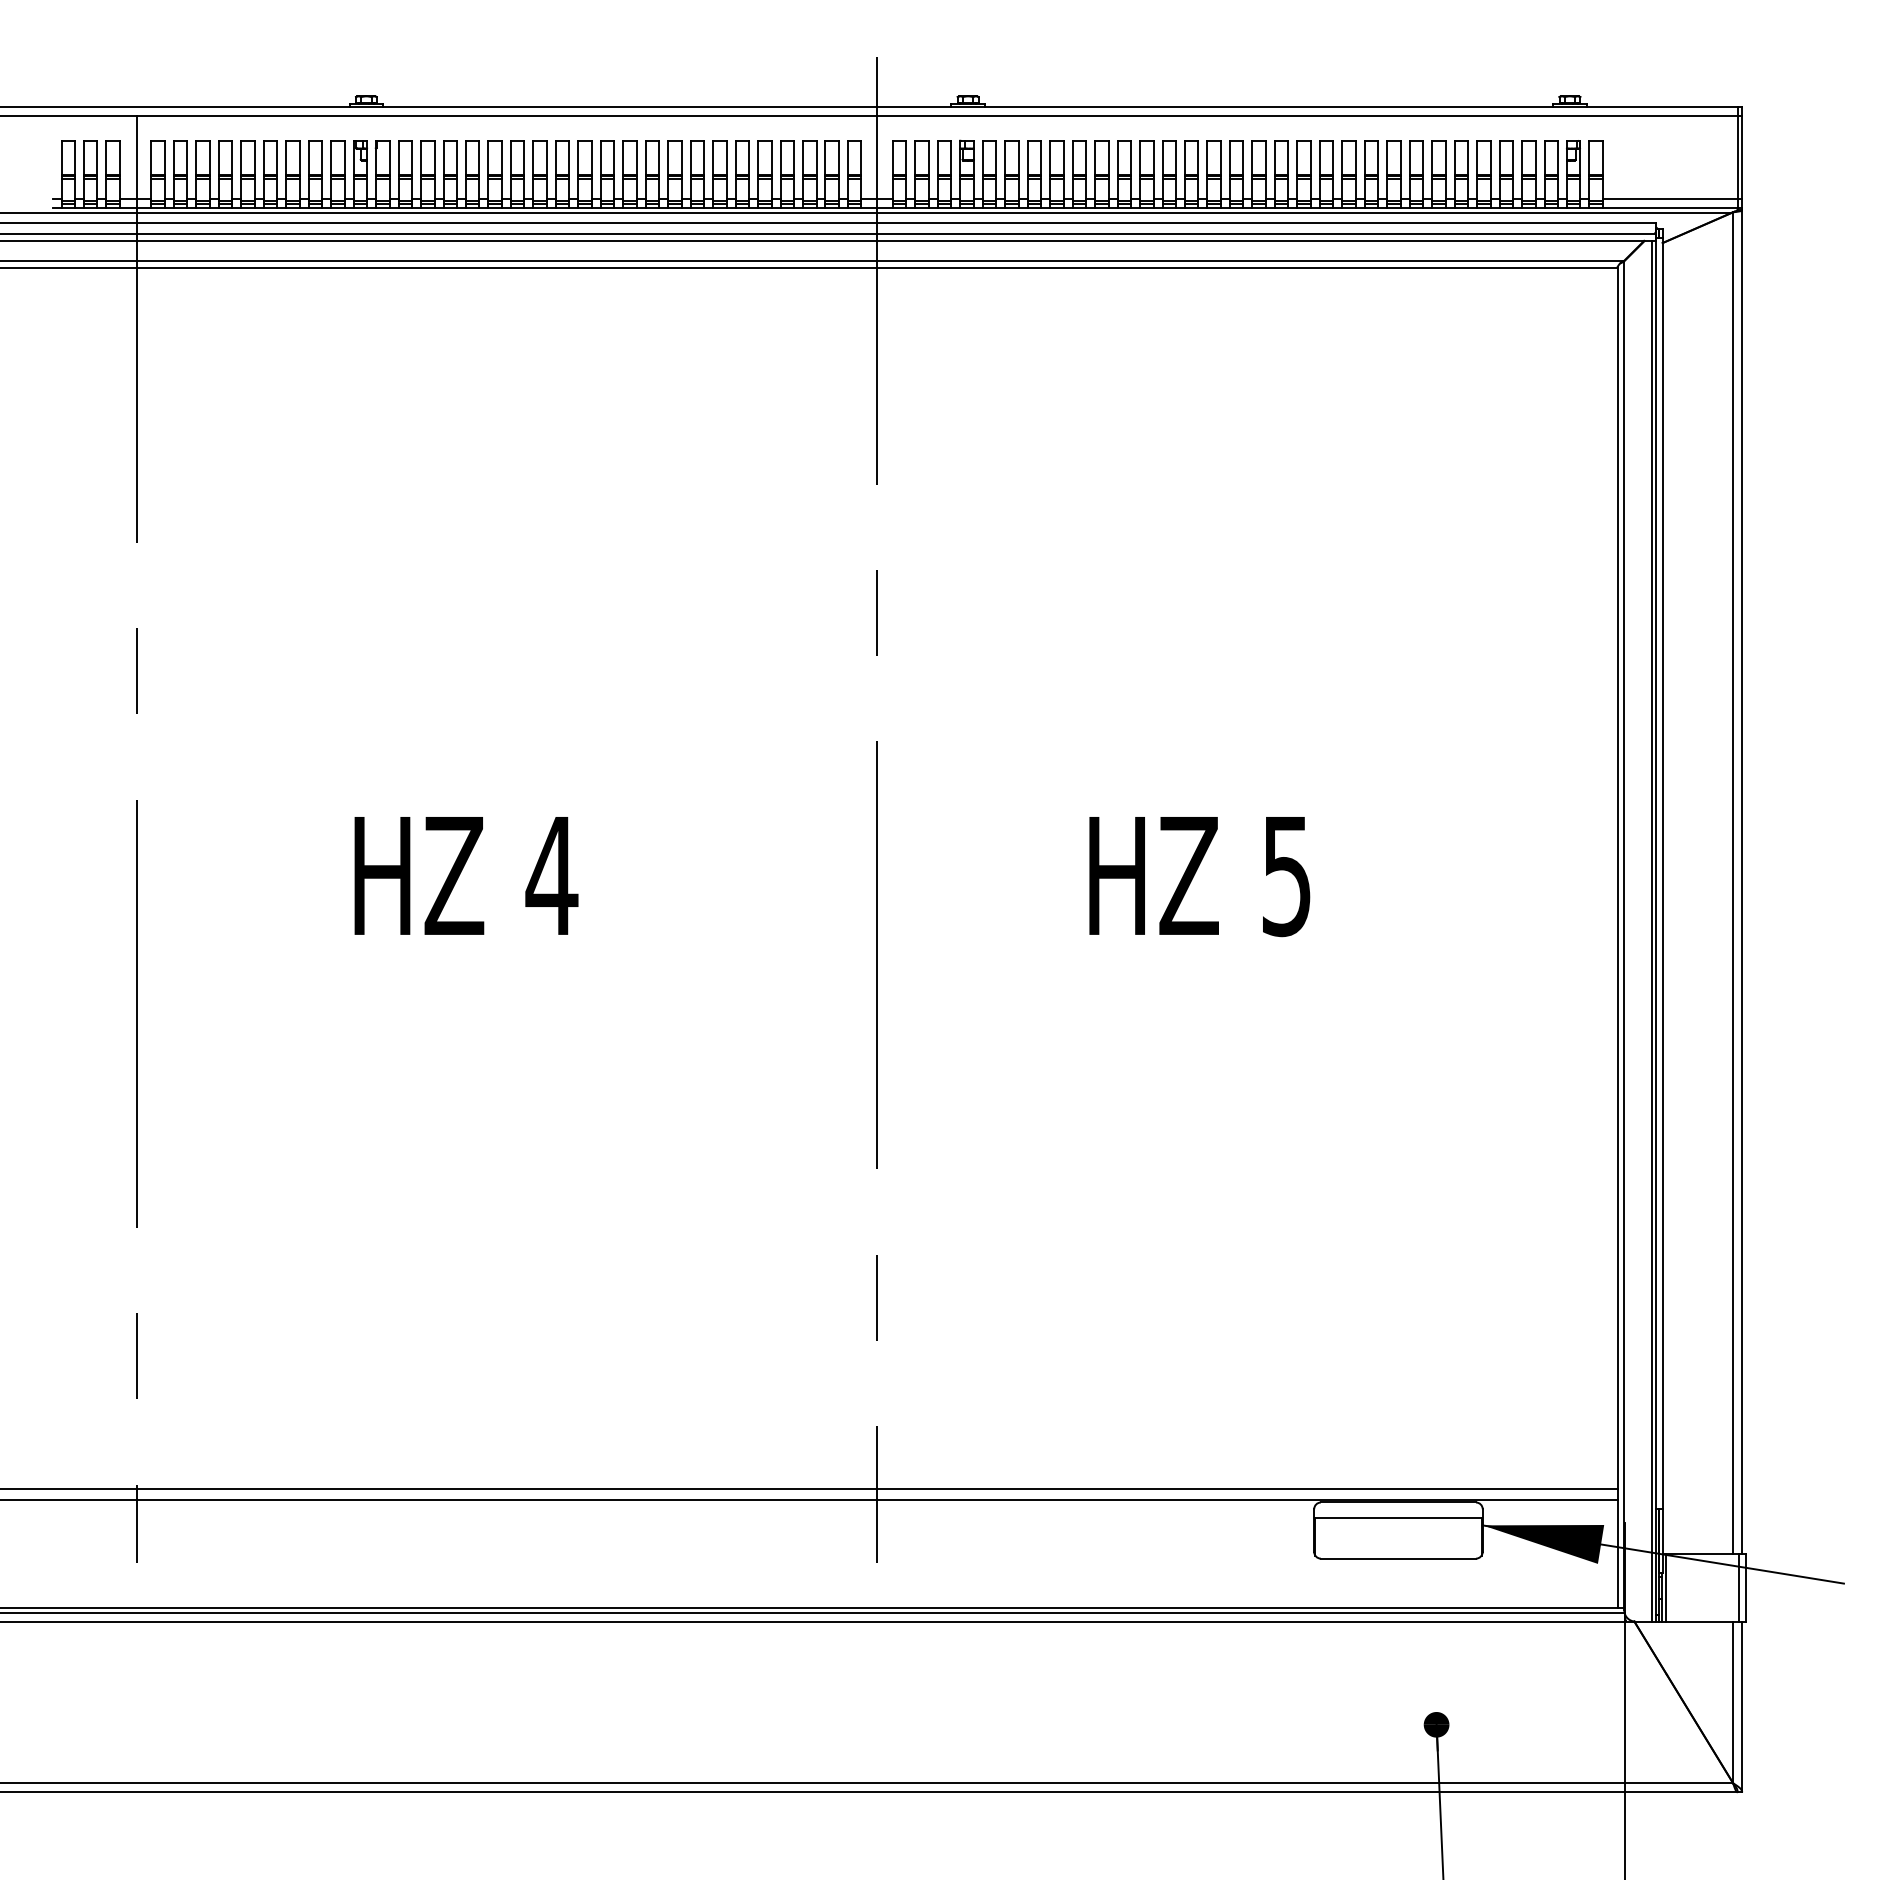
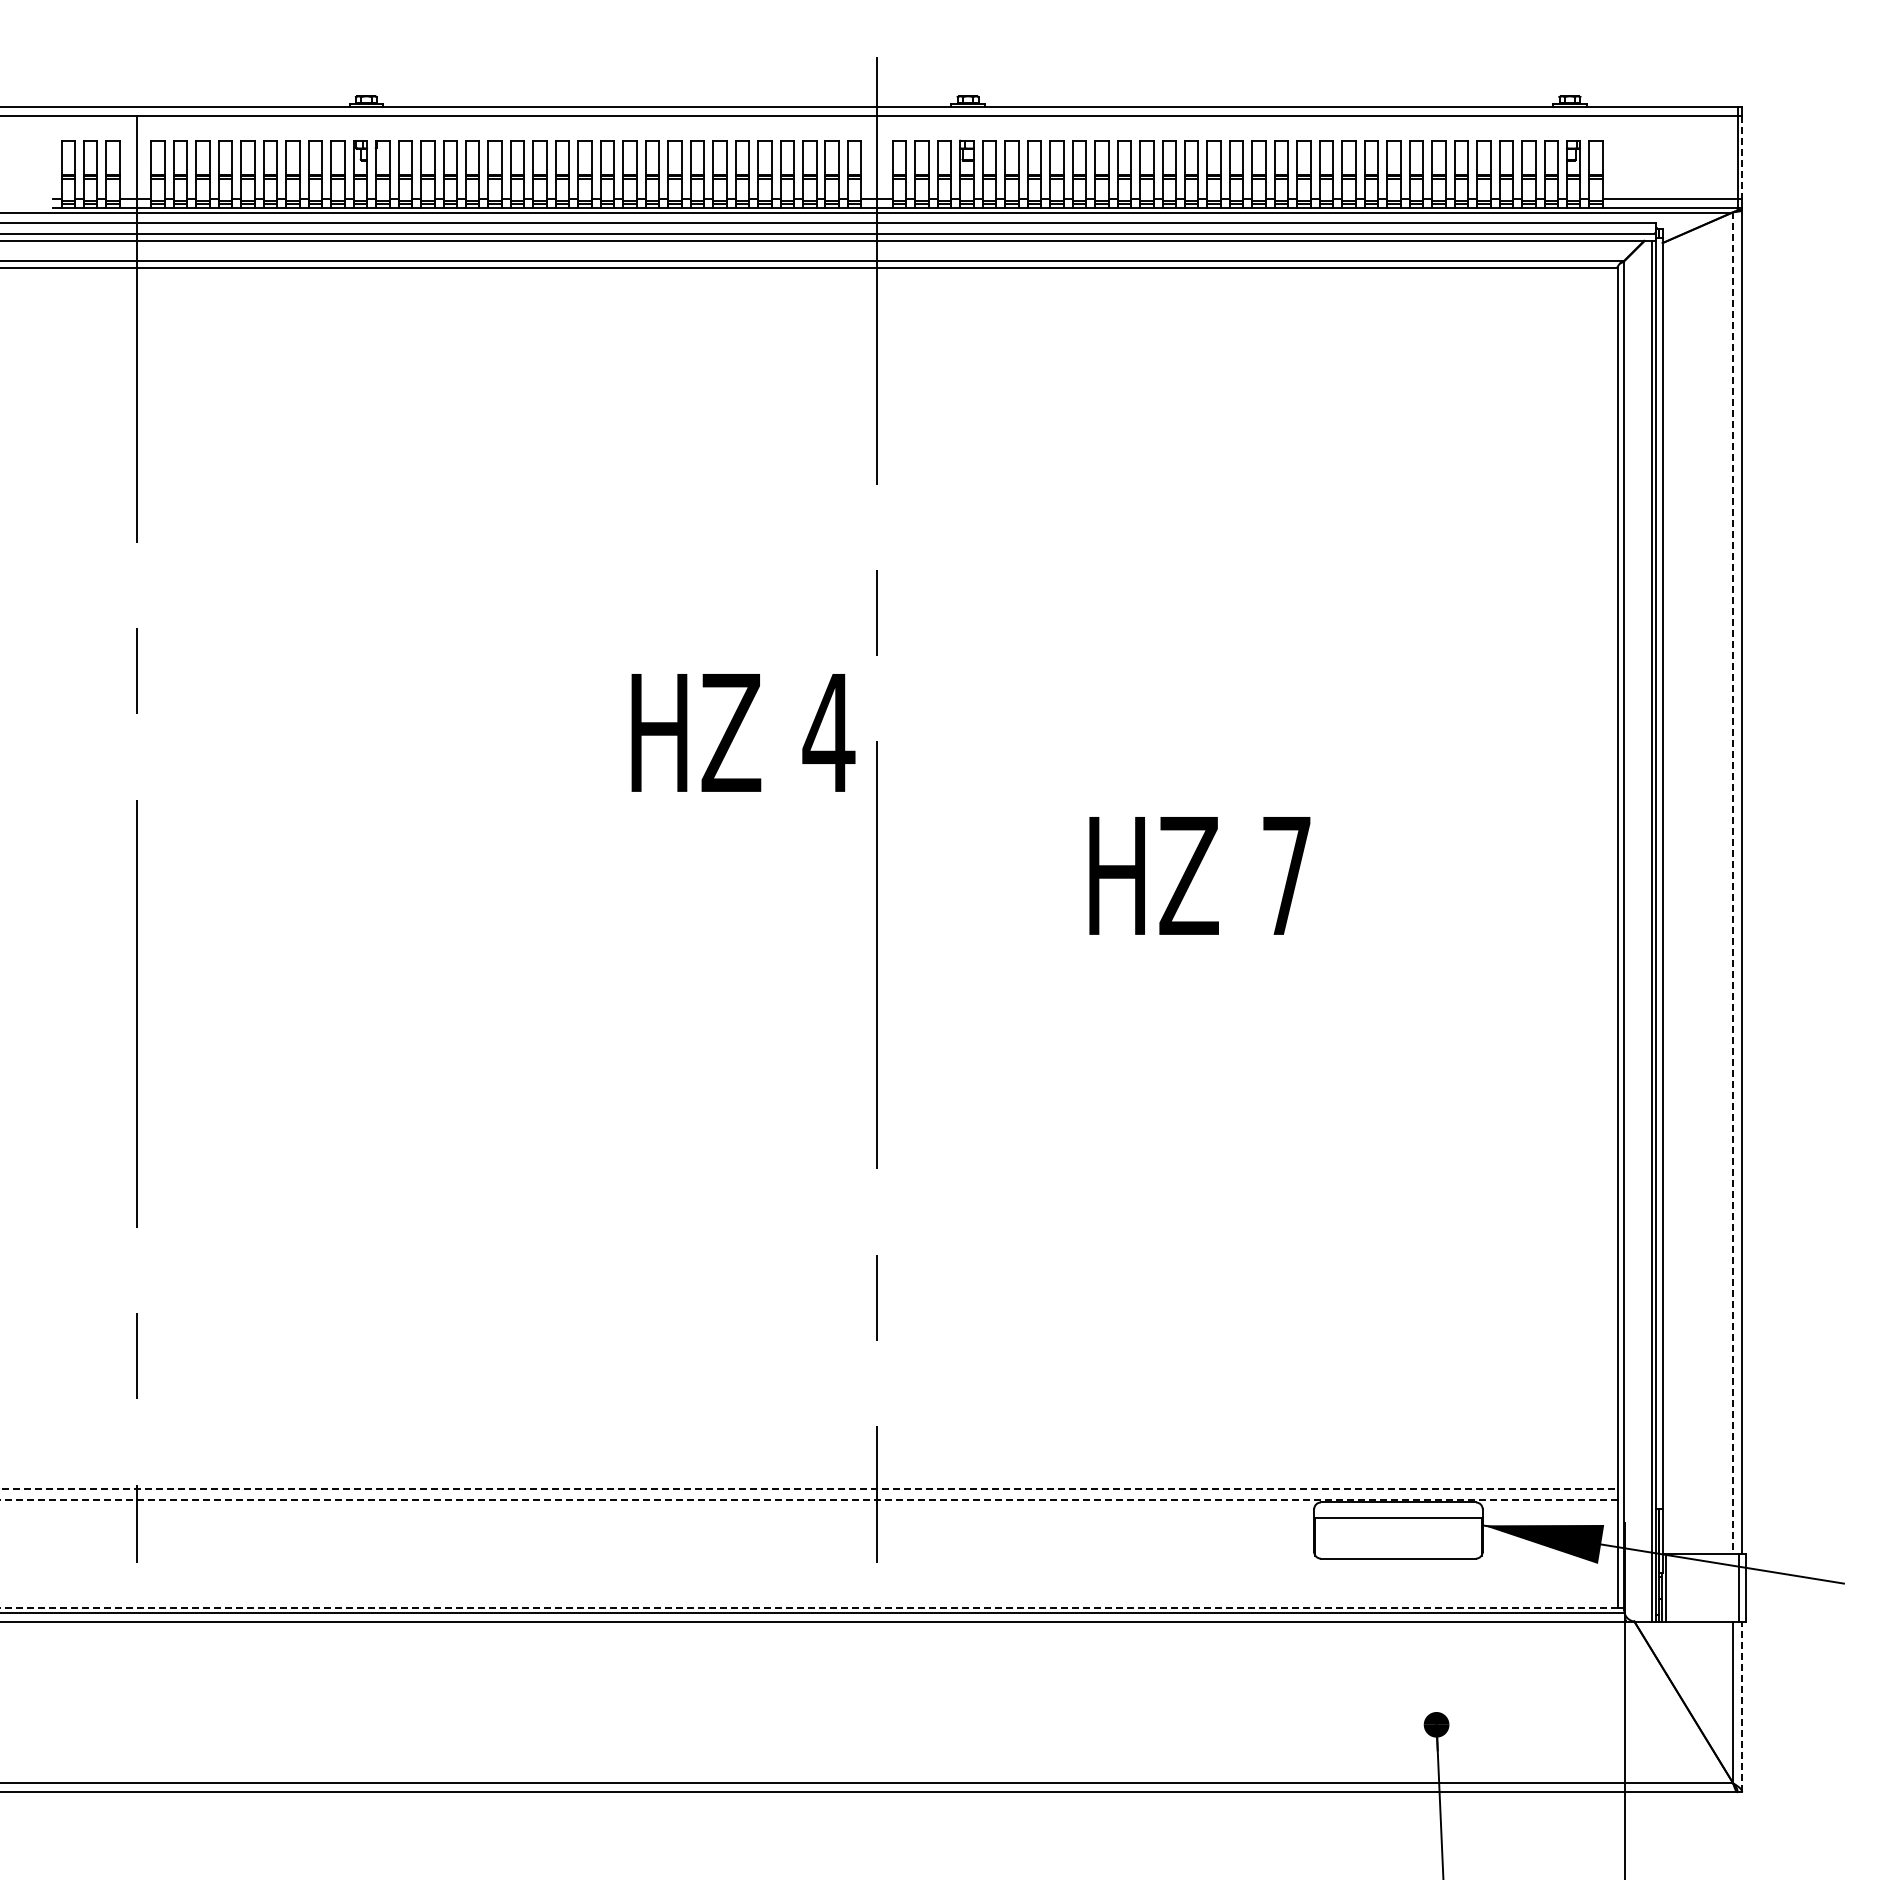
line: solid -> dashed (1742, 157)
text position: (466, 875) -> (743, 732) (743, 732)
text: 5 -> 7 (1286, 877)
line: solid -> dashed (1733, 883)
line: solid -> dashed (809, 1489)
line: solid -> dashed (808, 1500)
line: solid -> dashed (808, 1608)
line: solid -> dashed (1742, 1706)
